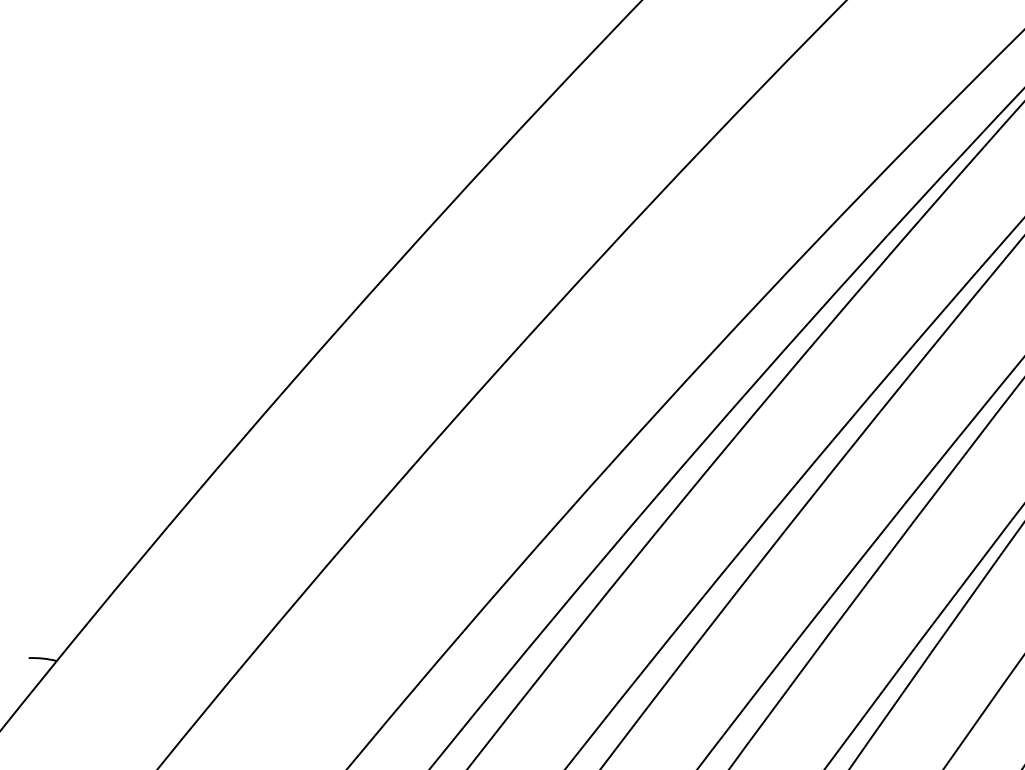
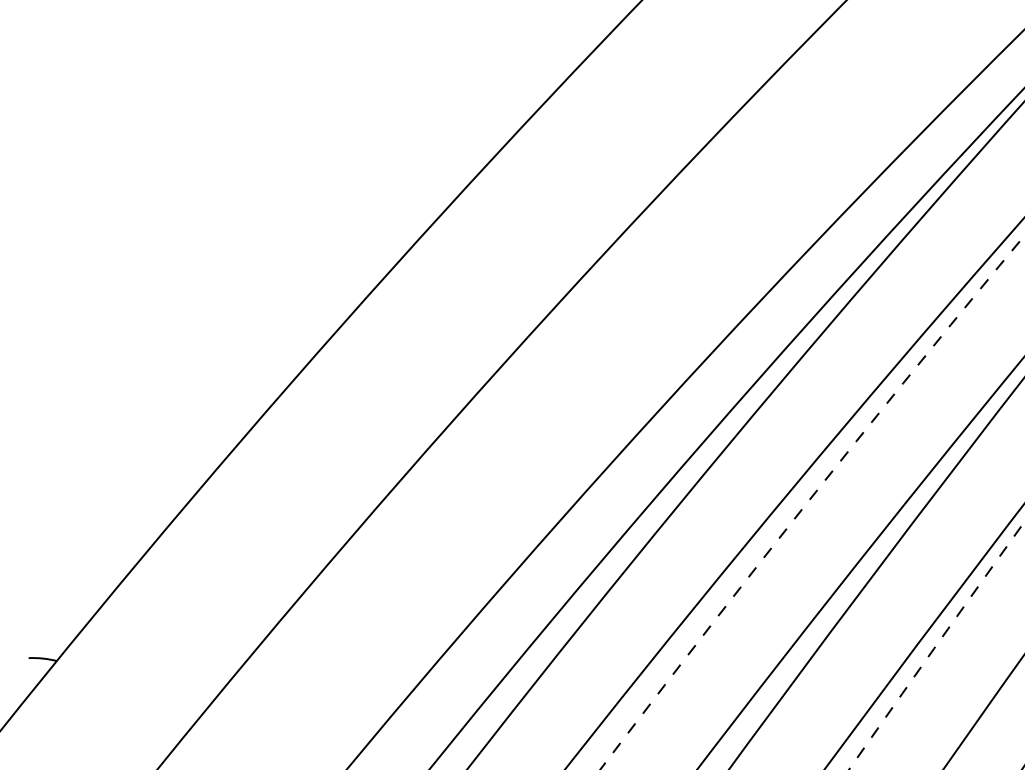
arc: solid -> dashed (809, 500)
arc: solid -> dashed (936, 645)
